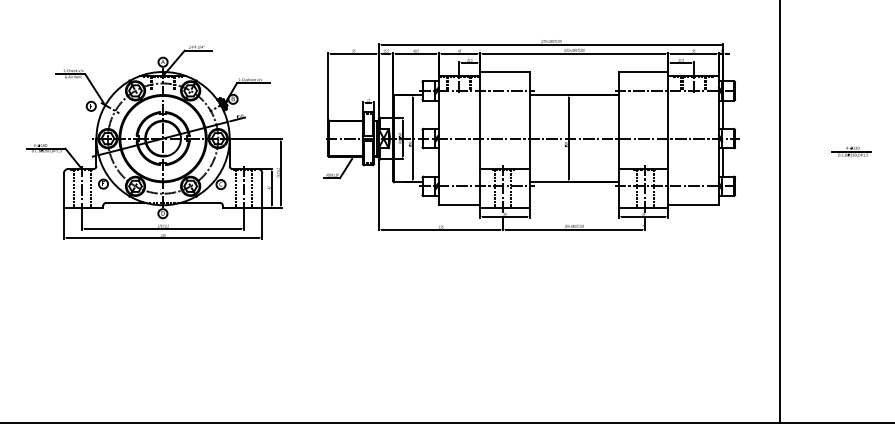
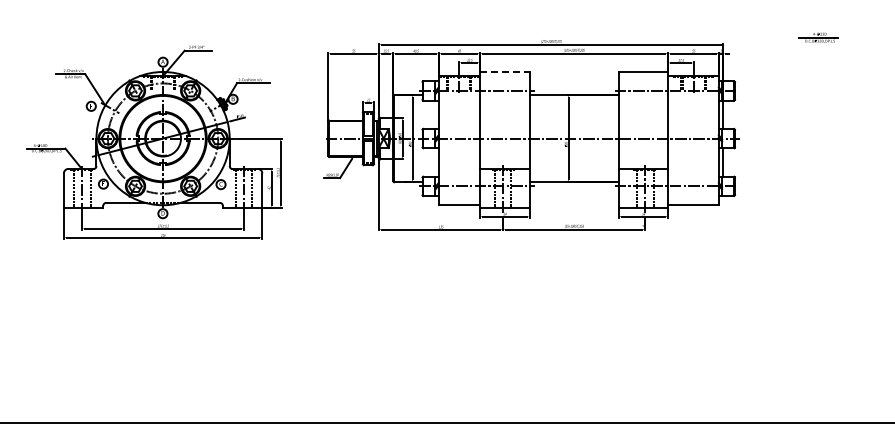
line: solid -> dashed (504, 72)
part position: (851, 151) -> (818, 37) (818, 37)
line: present -> none (779, 212)
